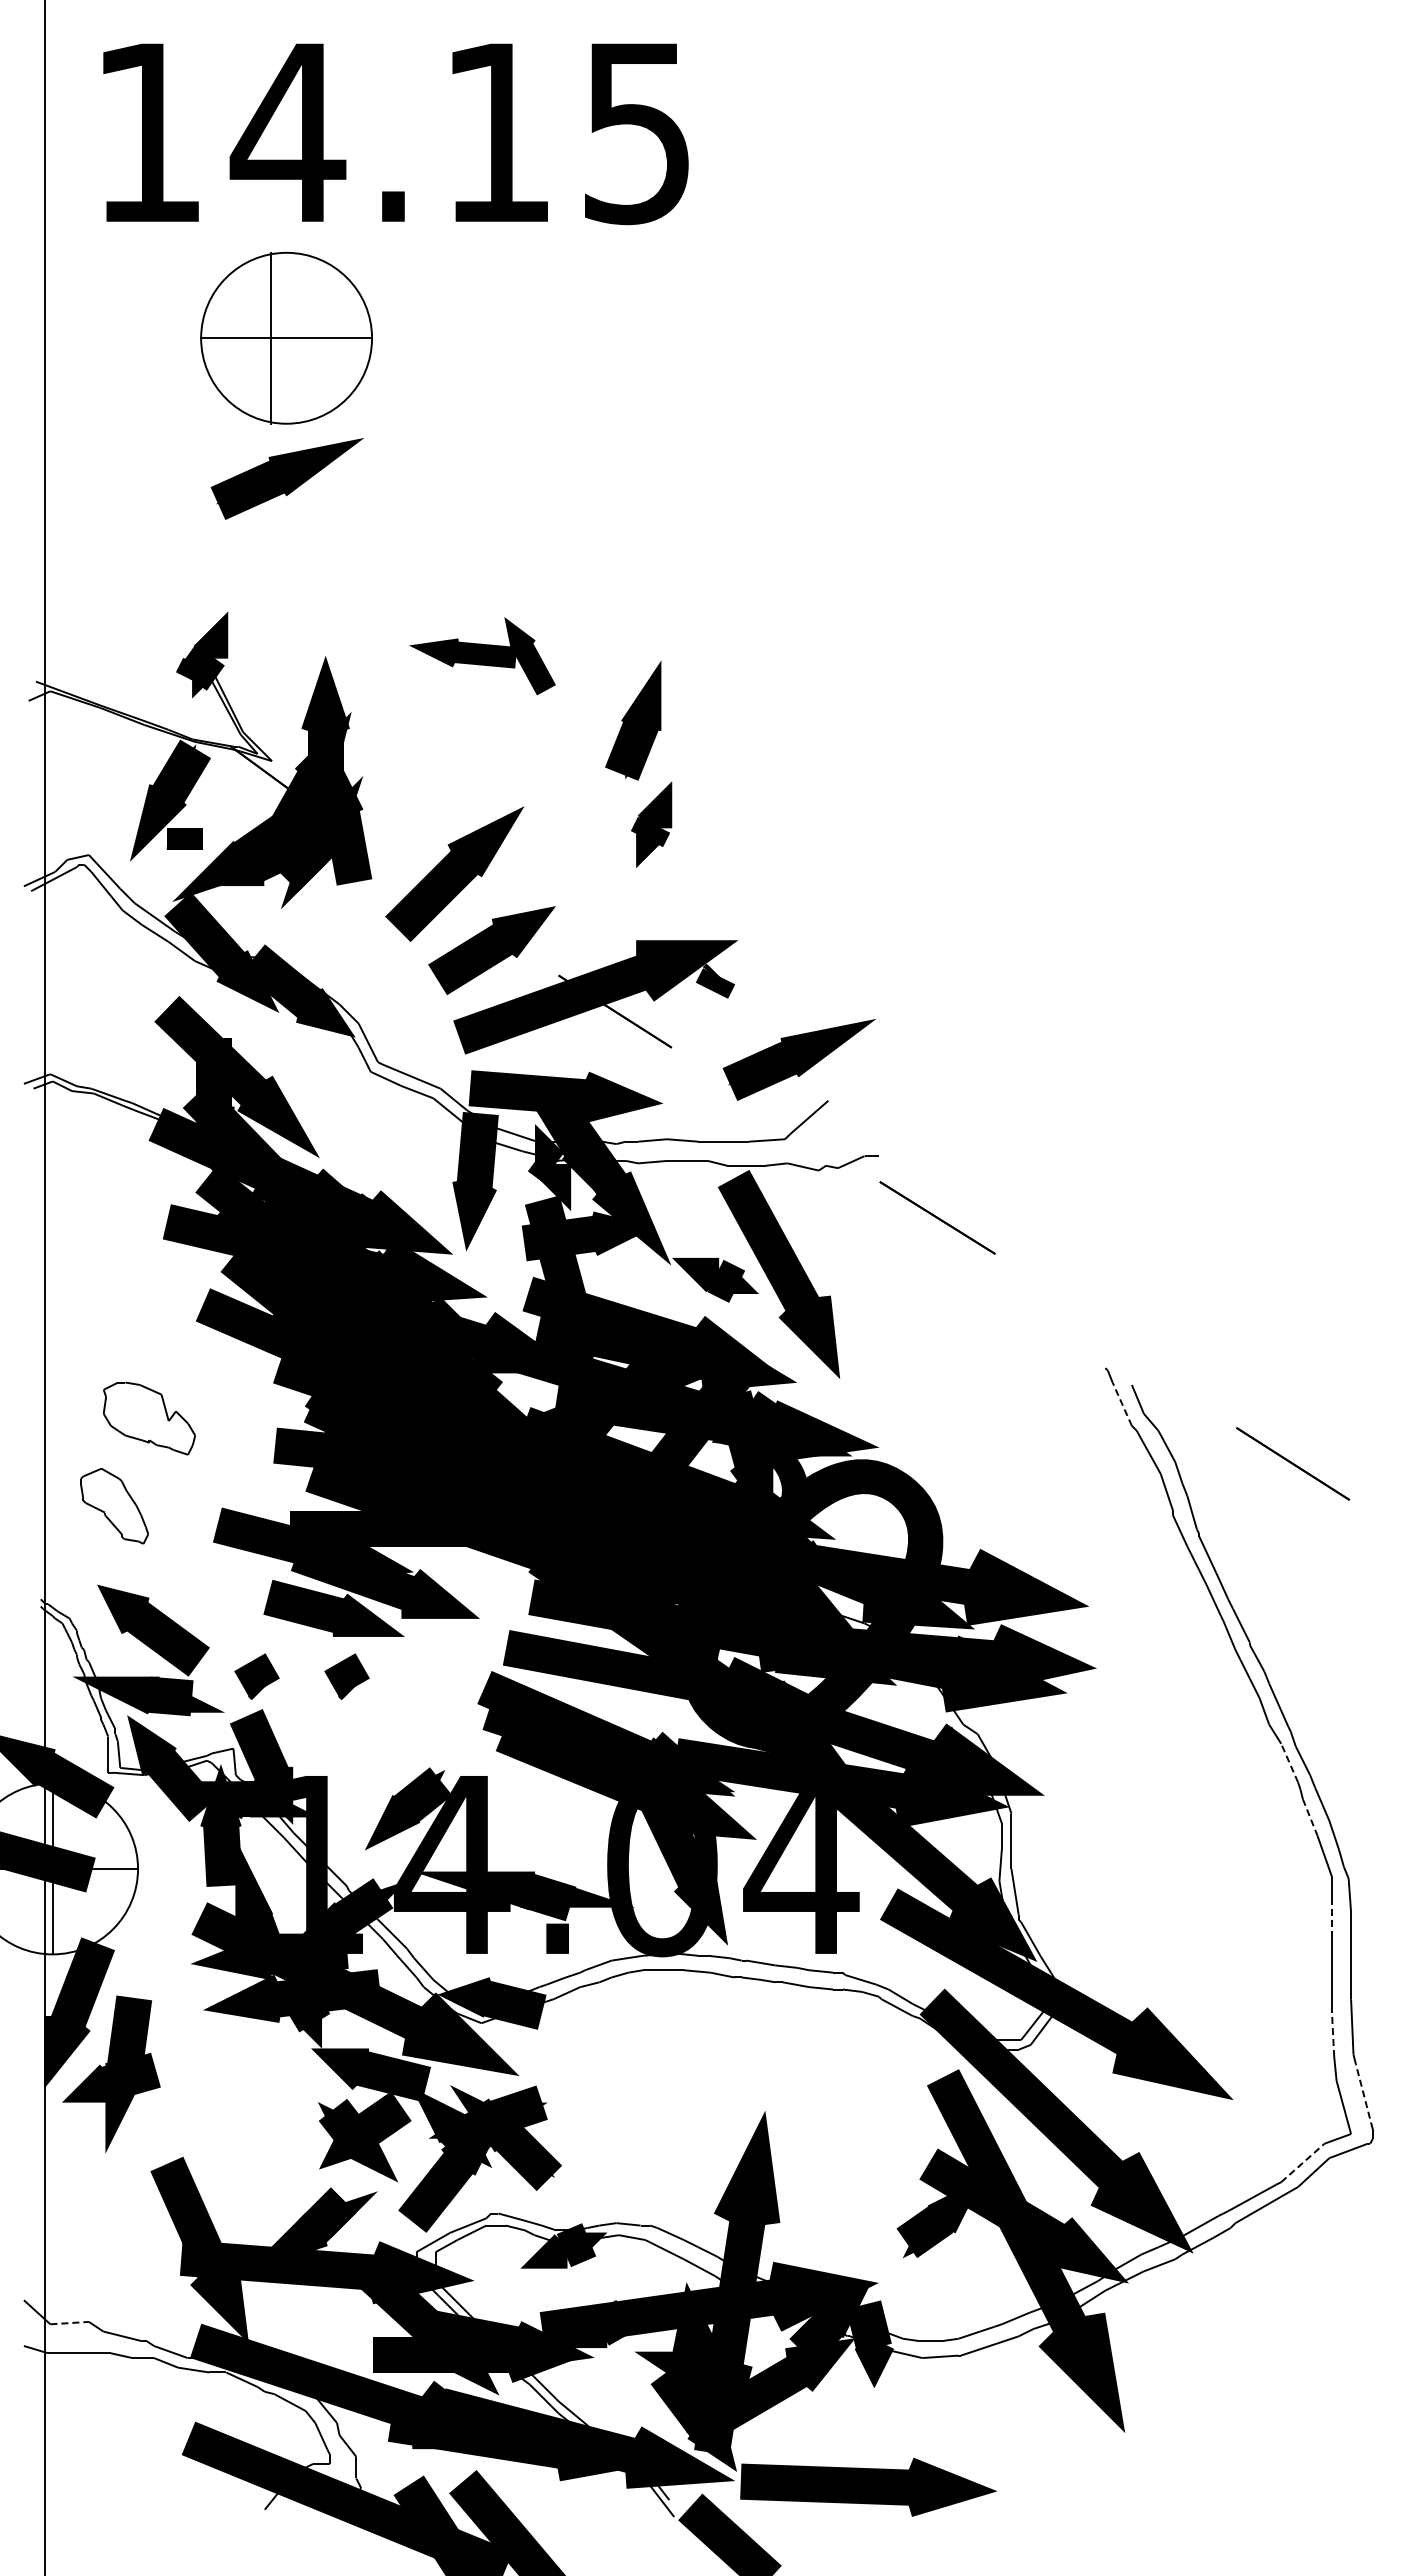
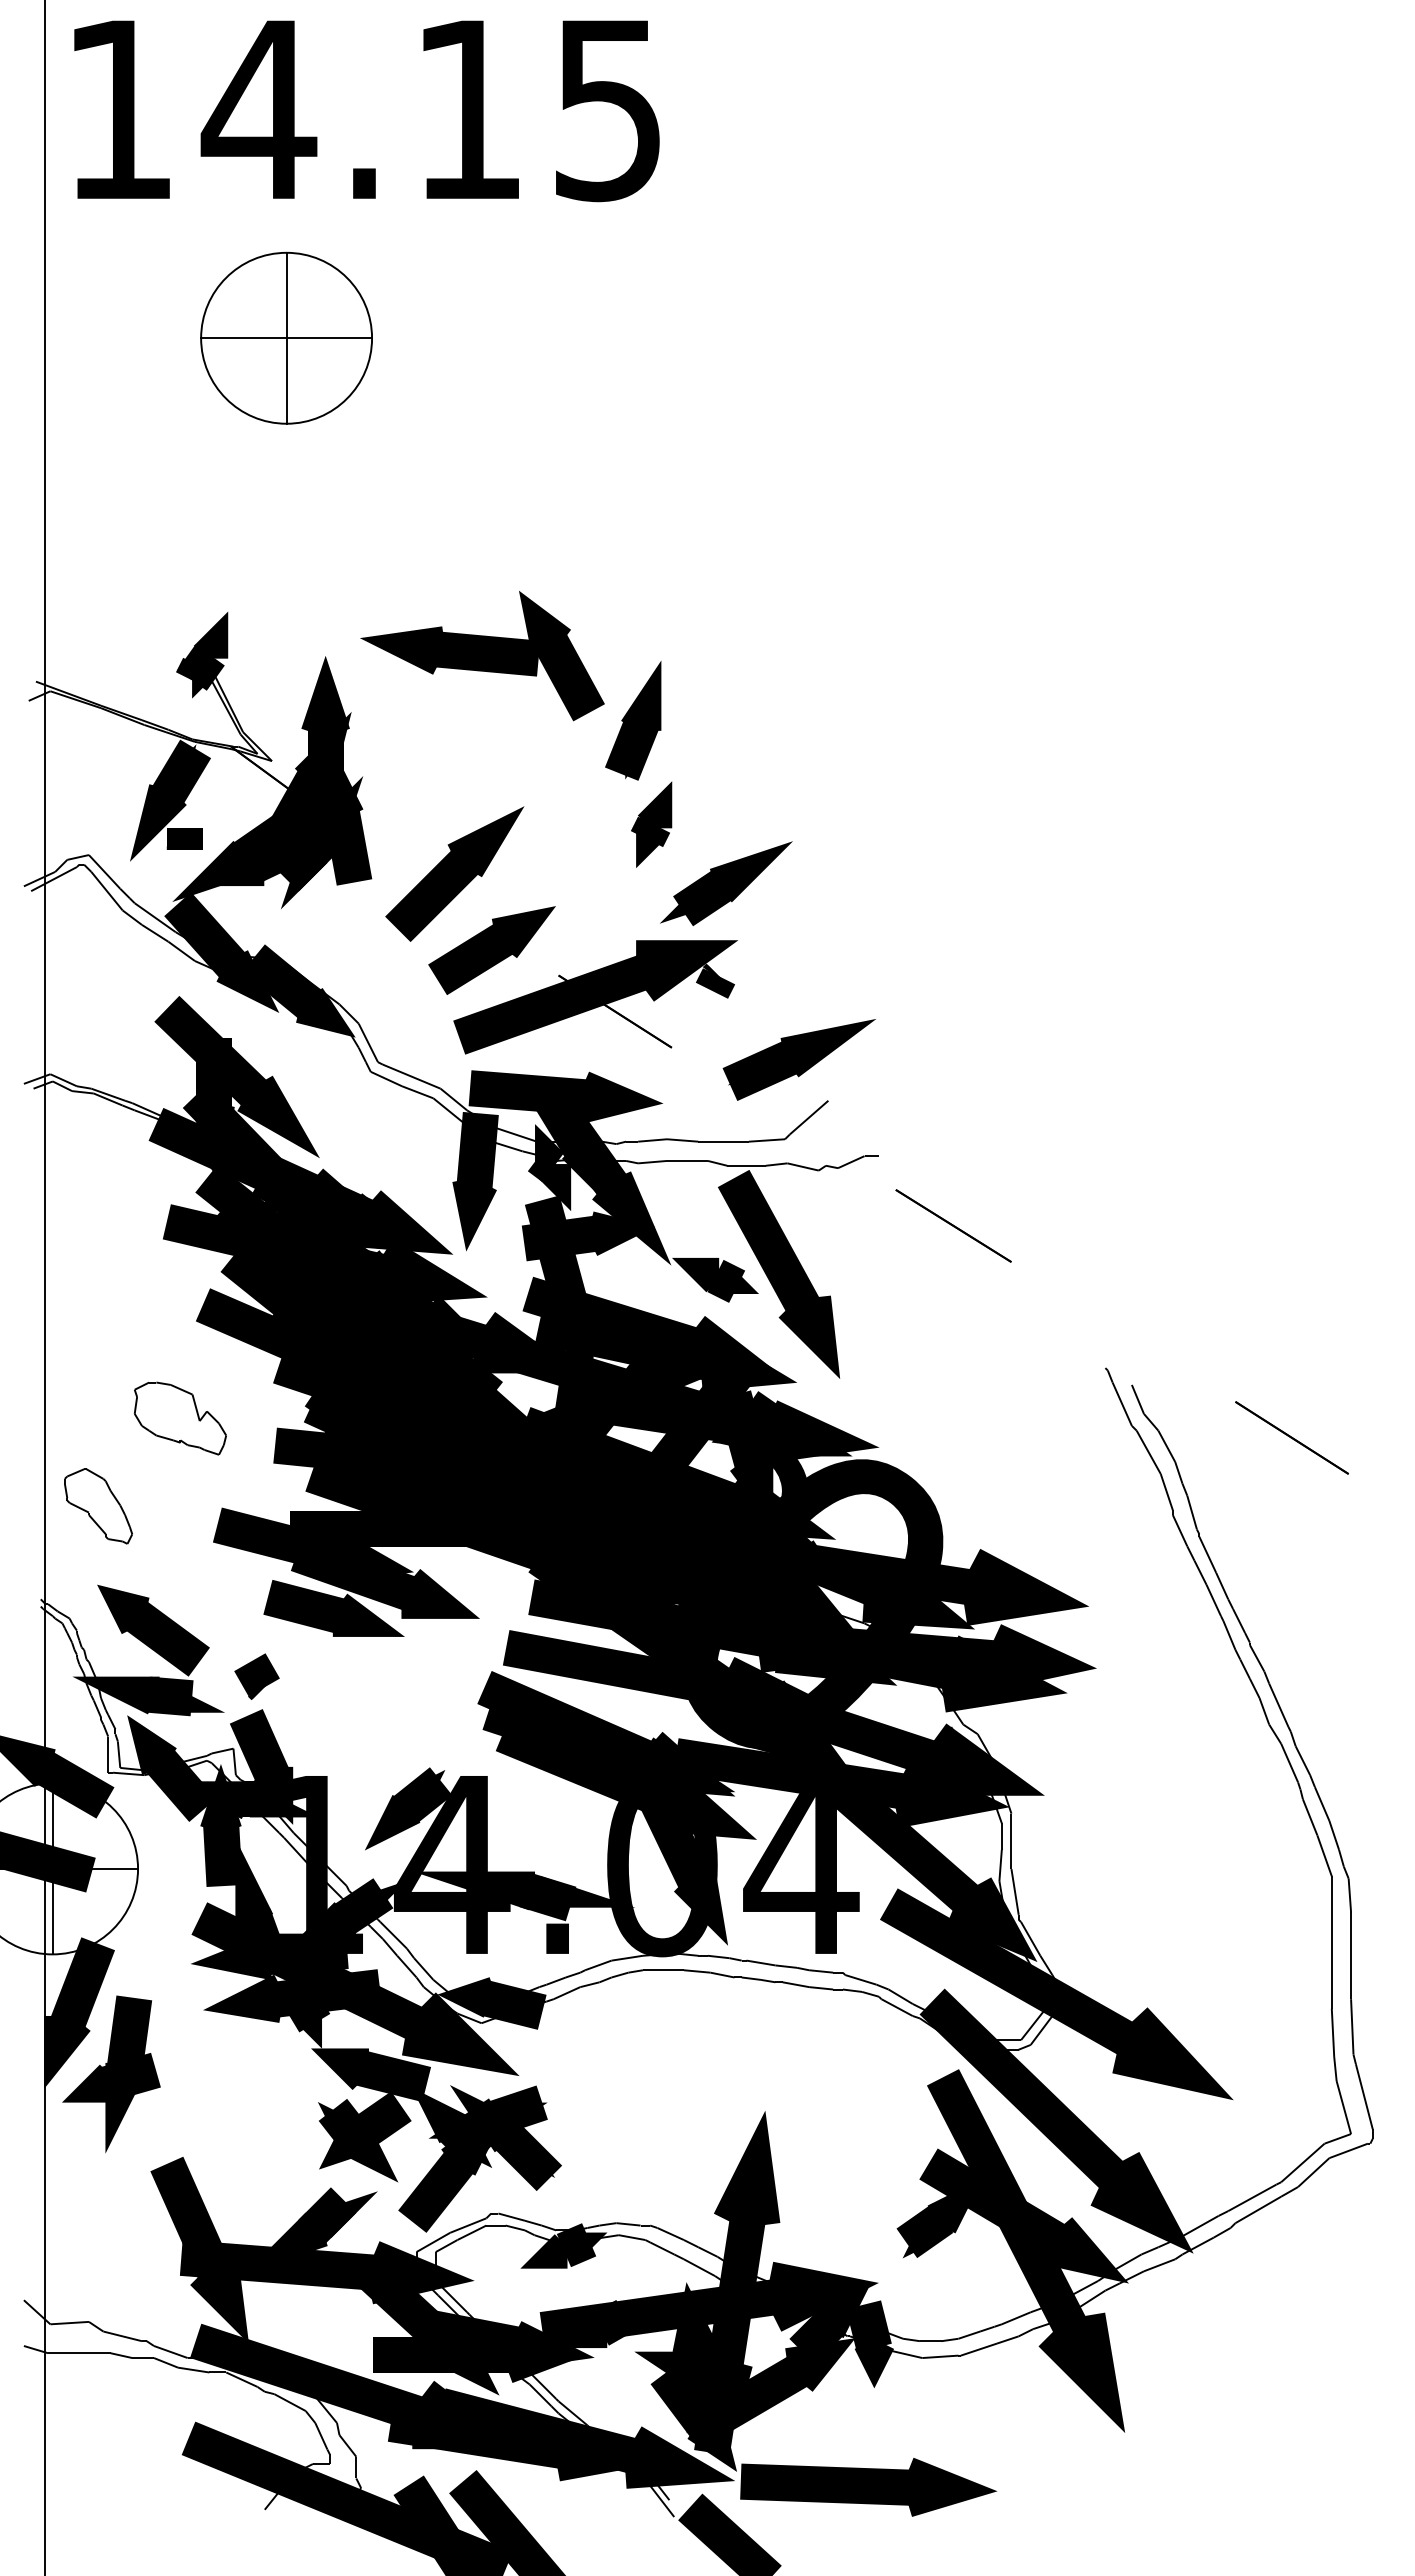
text position: (395, 134) -> (366, 111) (366, 111)
line position: (270, 337) -> (286, 337) (286, 337)
part: present -> none (286, 478)
part size: 147x79 px -> 245x131 px (482, 656)
part: none -> present (726, 883)
line position: (937, 1217) -> (953, 1225) (953, 1225)
line: dashed -> solid (1122, 1404)
part position: (148, 1418) -> (179, 1418) (179, 1418)
line position: (1292, 1463) -> (1291, 1437) (1291, 1437)
part position: (114, 1506) -> (98, 1506) (98, 1506)
part: present -> none (346, 1676)
line: dashed -> solid (1289, 1762)
line: dashed -> solid (1310, 1817)
line: dashed -> solid (1331, 1916)
line: dashed -> solid (1332, 2032)
line: dashed -> solid (1364, 2096)
line: dashed -> solid (1303, 2162)
line: dashed -> solid (70, 2323)
